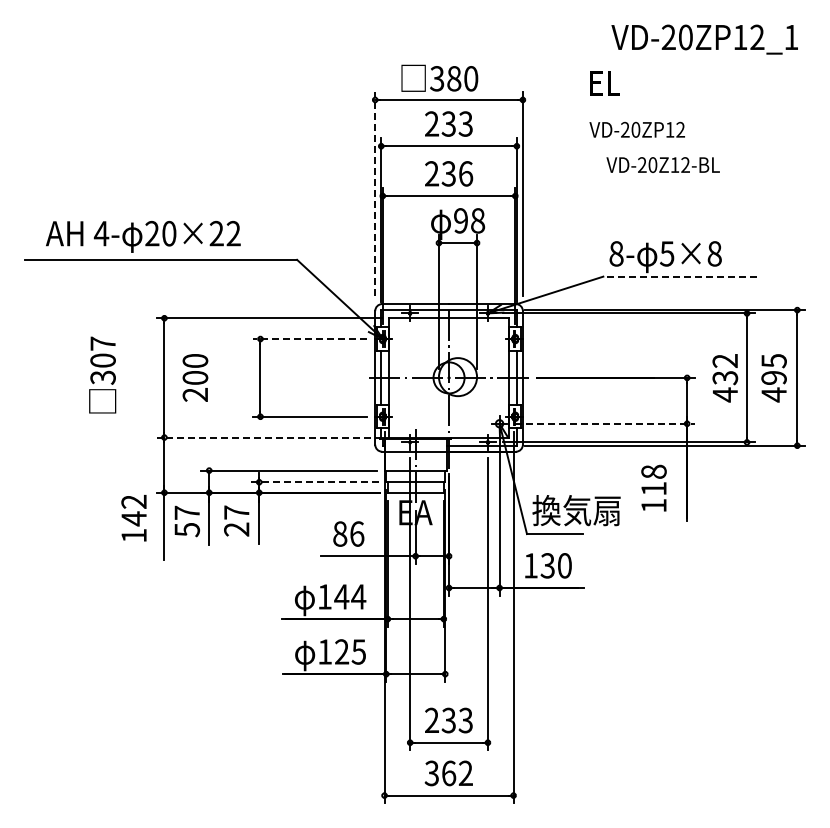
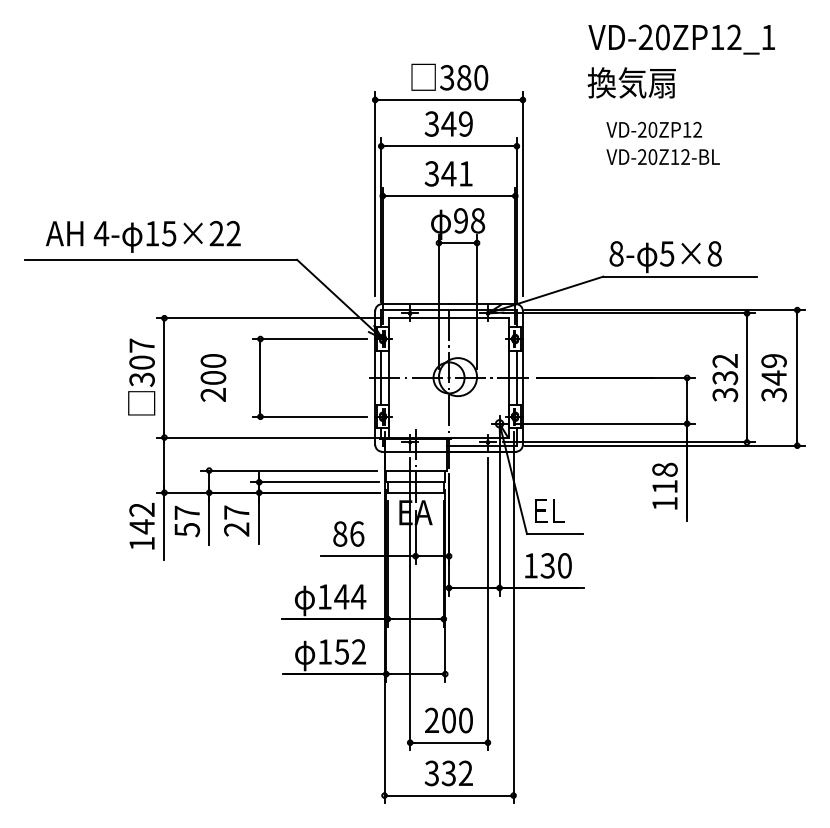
text position: (704, 39) -> (681, 39) (681, 39)
text position: (439, 77) -> (449, 76) (449, 76)
text: EL -> 換気扇 (631, 82)
text: 233 -> 349 (448, 123)
text position: (636, 129) -> (653, 129) (653, 129)
text position: (662, 164) -> (662, 156) (662, 156)
text: 236 -> 341 (448, 173)
line: dashed -> solid (375, 193)
text: 20×22 -> 15×22 (160, 233)
line: dashed -> solid (679, 276)
line: dashed -> solid (309, 339)
text position: (102, 374) -> (141, 376) (141, 376)
text position: (195, 377) -> (213, 377) (213, 377)
text: 495 -> 349 (773, 378)
text: 432 -> 332 (725, 394)
line: dashed -> solid (605, 423)
line: dashed -> solid (268, 437)
line: dashed -> solid (315, 482)
text position: (653, 487) -> (664, 485) (664, 485)
text: 換気扇 -> EL (576, 510)
text position: (133, 518) -> (141, 526) (141, 526)
text: 125 -> 152 (349, 651)
text: 233 -> 200 (456, 720)
text: 362 -> 332 (448, 773)
